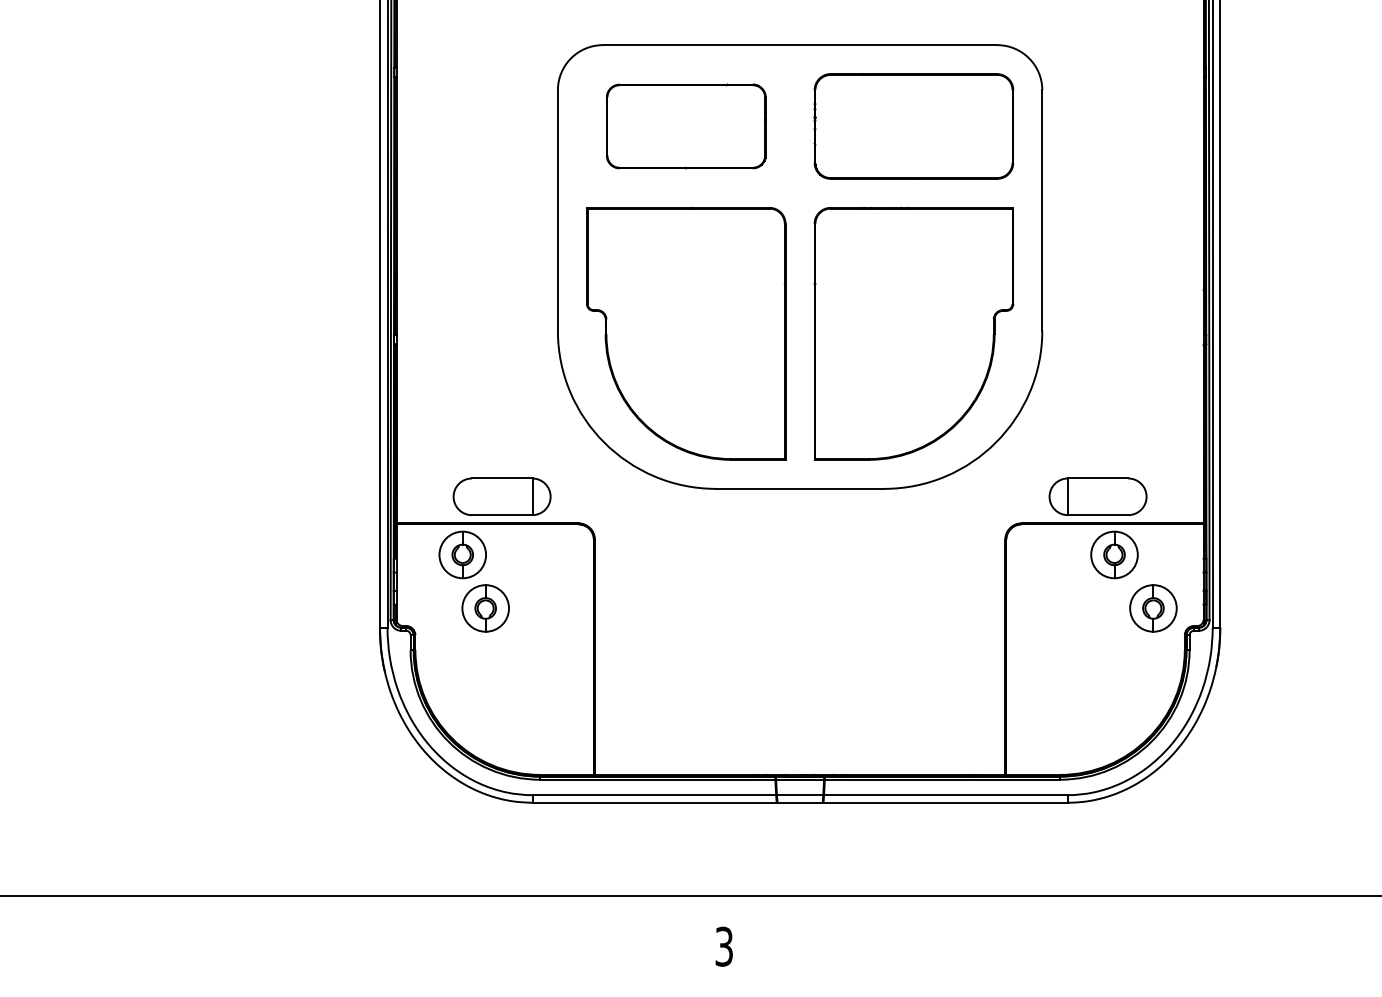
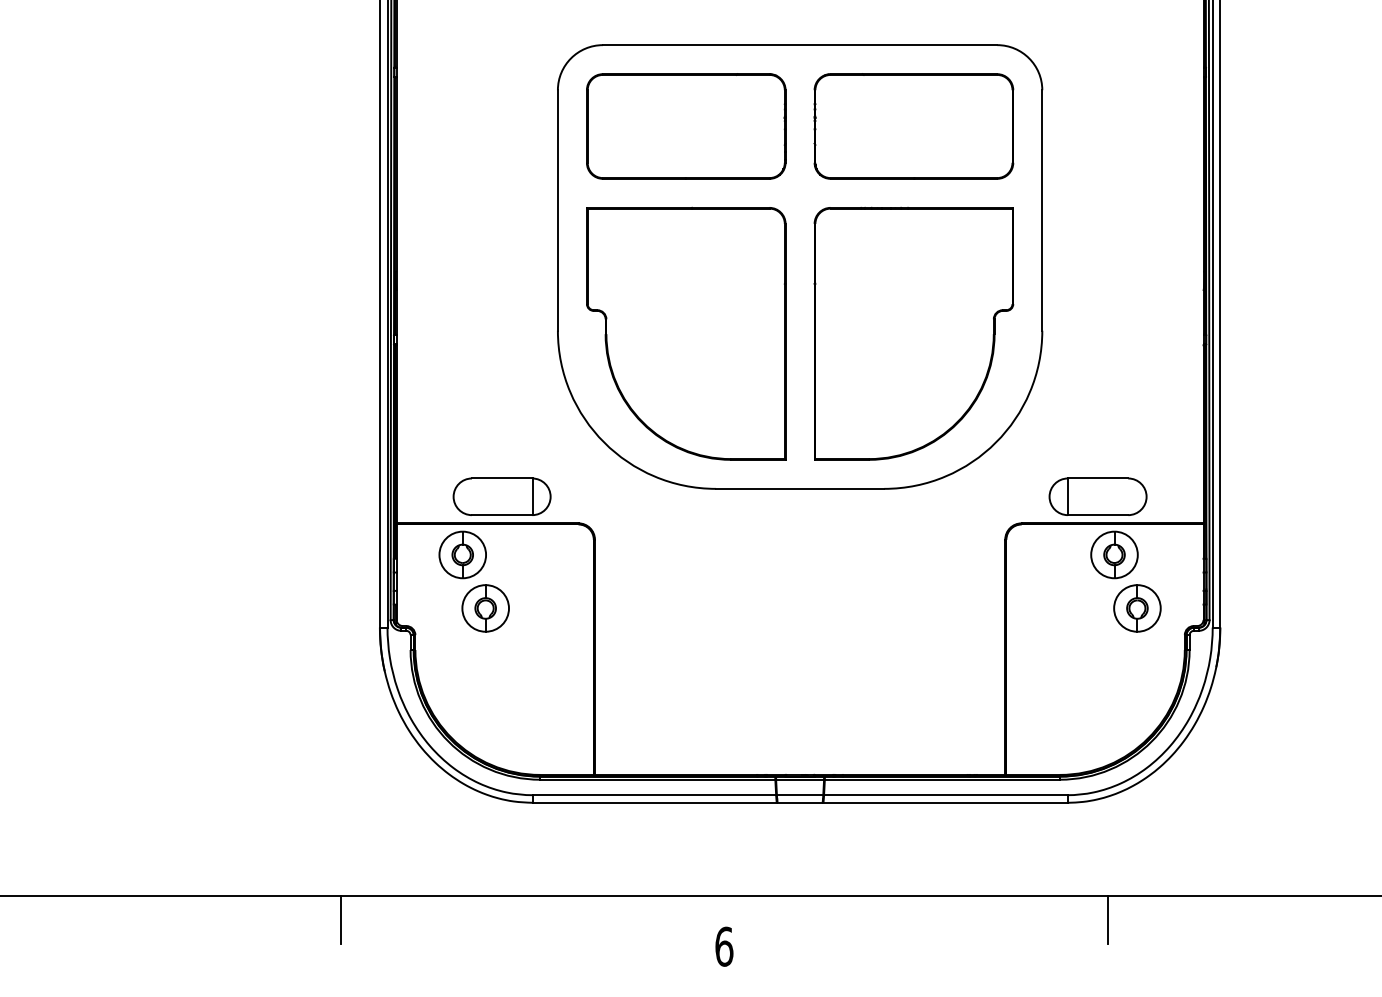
part size: 161x87 px -> 201x107 px (686, 126)
part position: (1153, 608) -> (1137, 608) (1137, 608)
line: none -> present (341, 919)
line: none -> present (1108, 919)
text: 3 -> 6 (724, 946)
